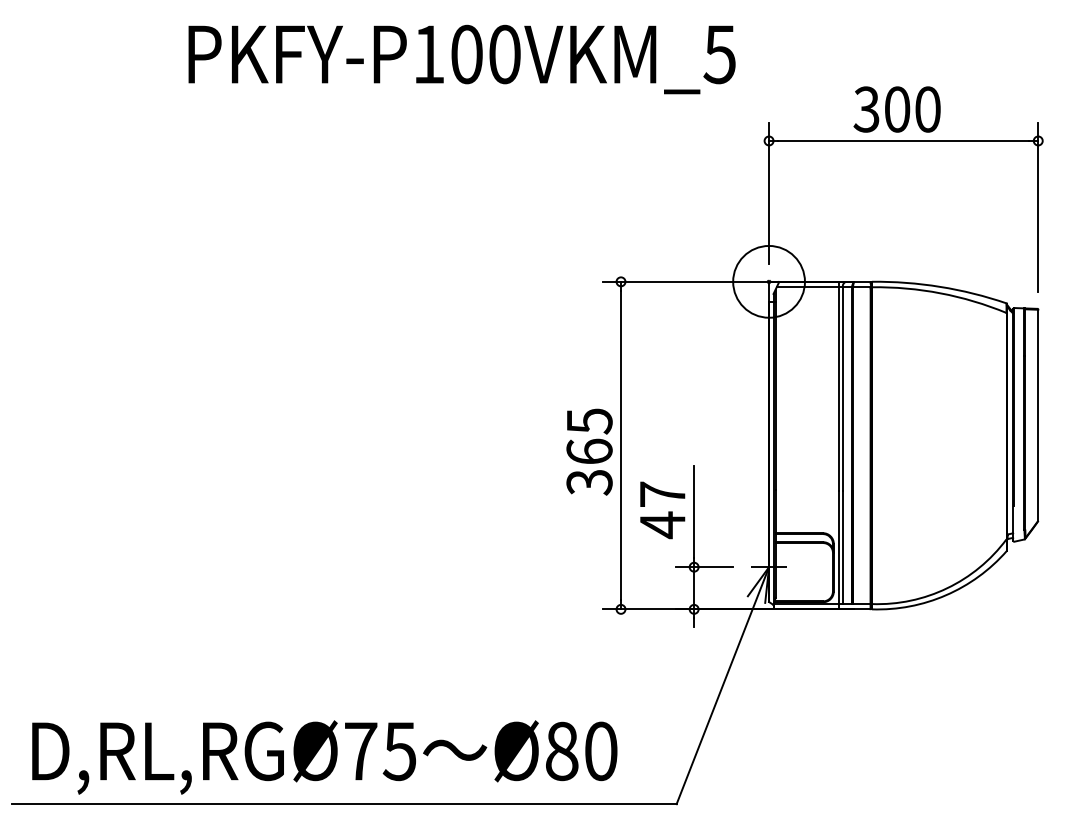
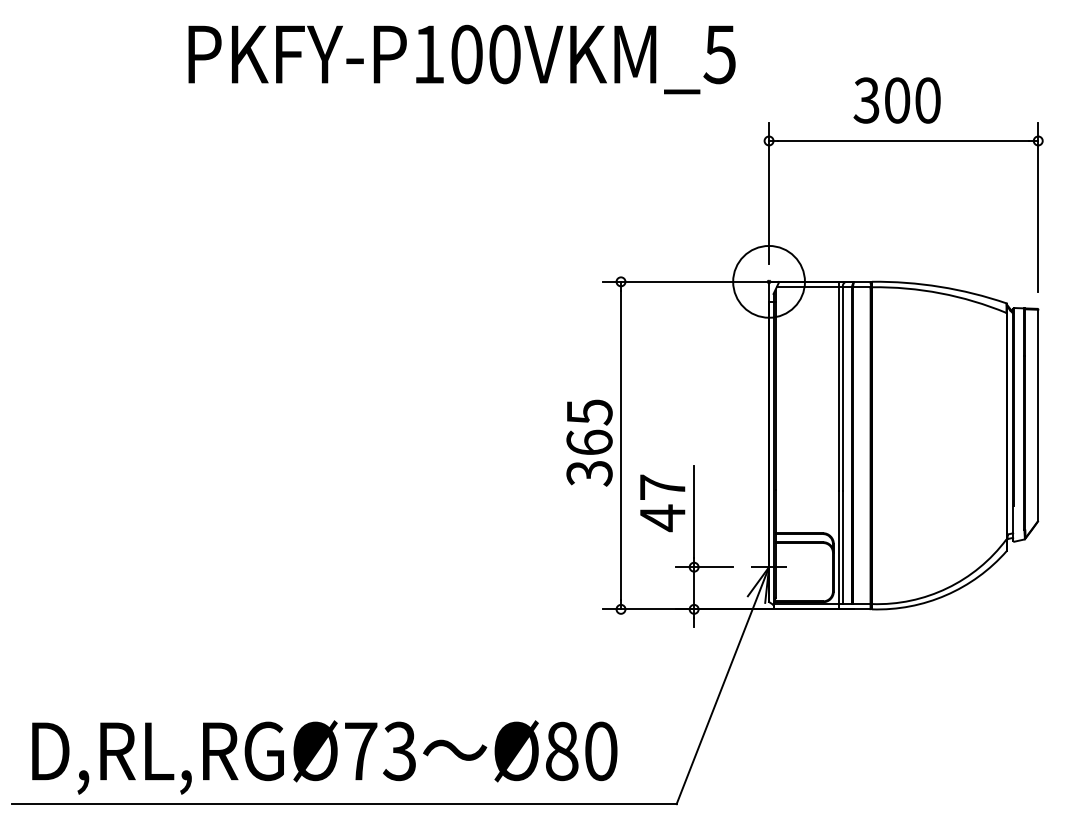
text position: (896, 109) -> (896, 100) (896, 100)
text position: (589, 451) -> (589, 442) (589, 442)
text position: (662, 510) -> (662, 503) (662, 503)
text: D,RL,RGØ75 -> D,RL,RGØ73 (399, 750)
